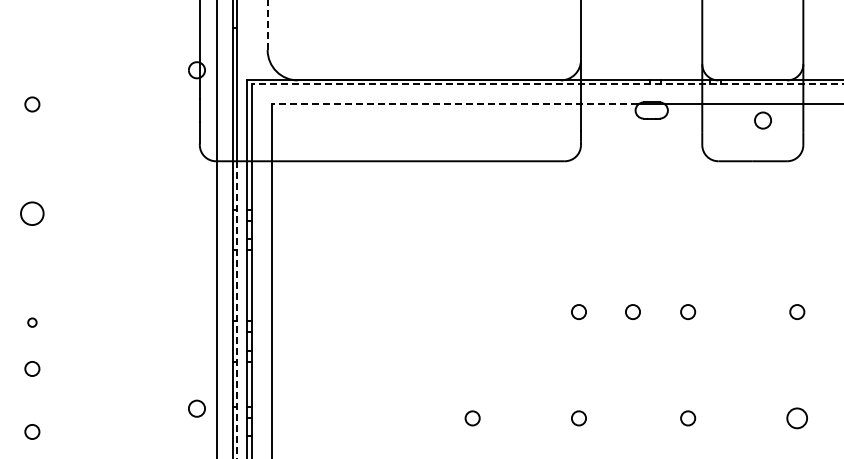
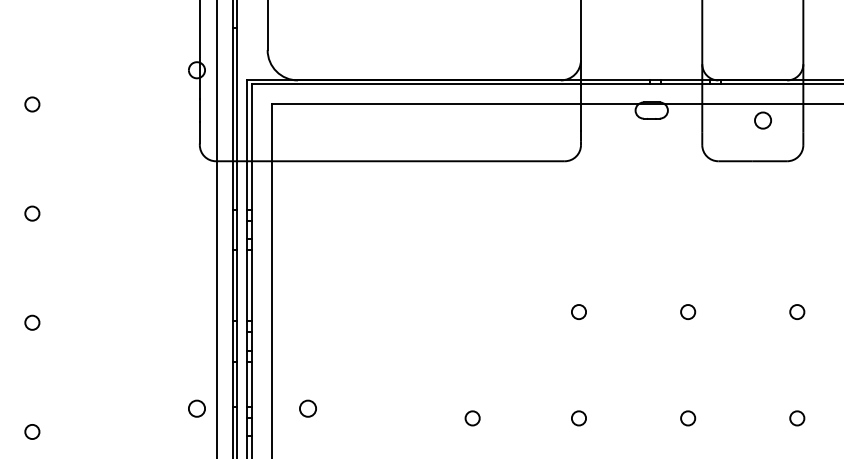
line: dashed -> solid (267, 25)
line: dashed -> solid (547, 84)
line: dashed -> solid (454, 104)
circle size: 25x25 px -> 17x17 px (32, 213)
line: dashed -> solid (237, 310)
circle: present -> none (632, 311)
circle size: 11x11 px -> 17x17 px (32, 322)
circle: present -> none (32, 368)
circle: none -> present (307, 408)
circle size: 22x23 px -> 17x17 px (797, 418)
